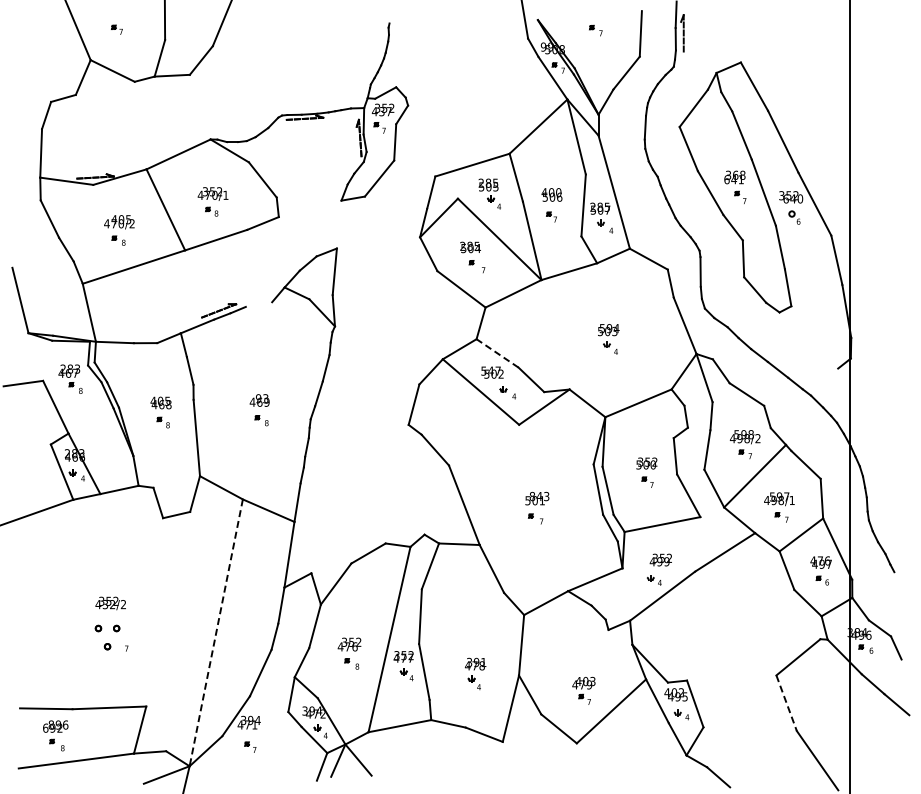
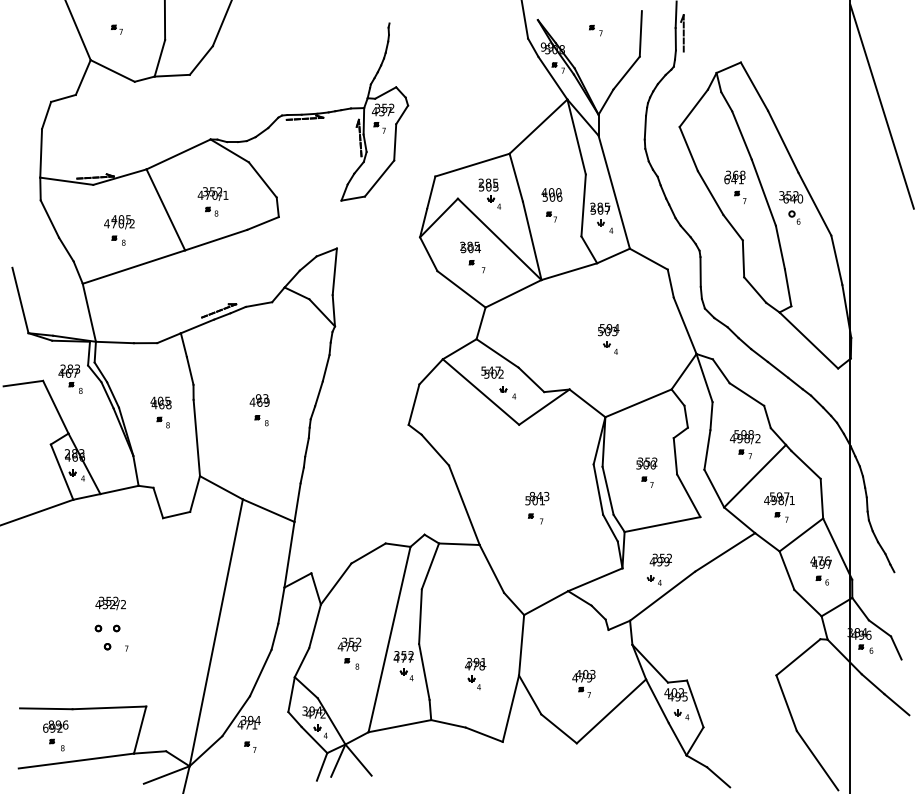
line: none -> present (881, 106)
line: none -> present (258, 304)
line: none -> present (808, 340)
line: dashed -> solid (497, 353)
line: dashed -> solid (216, 633)
part position: (583, 690) -> (583, 683) (583, 683)
line: dashed -> solid (786, 703)
